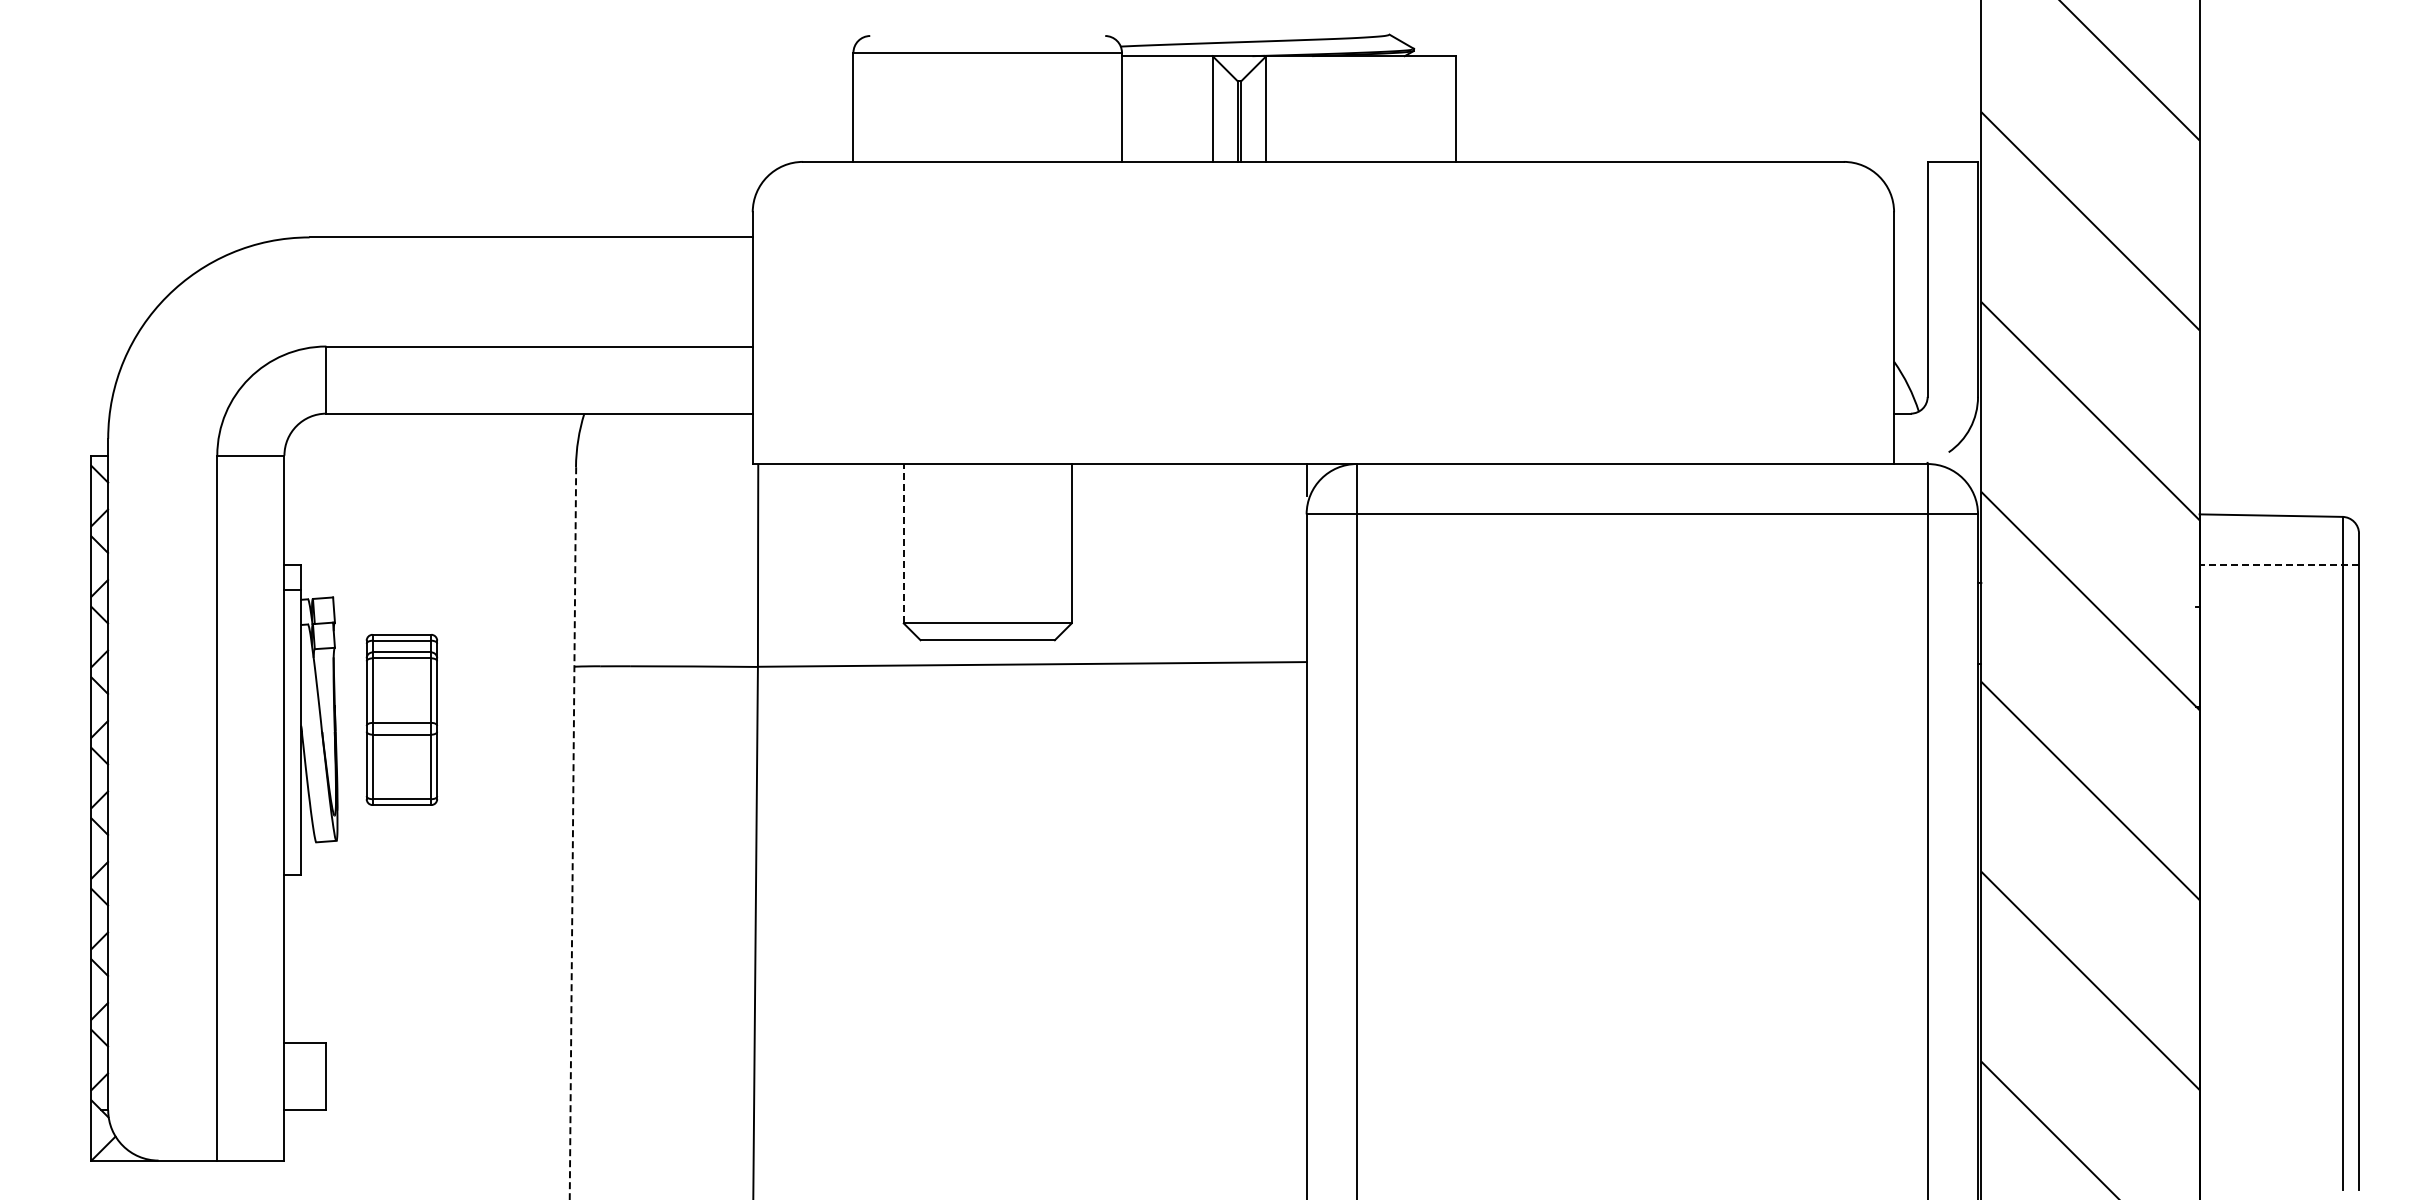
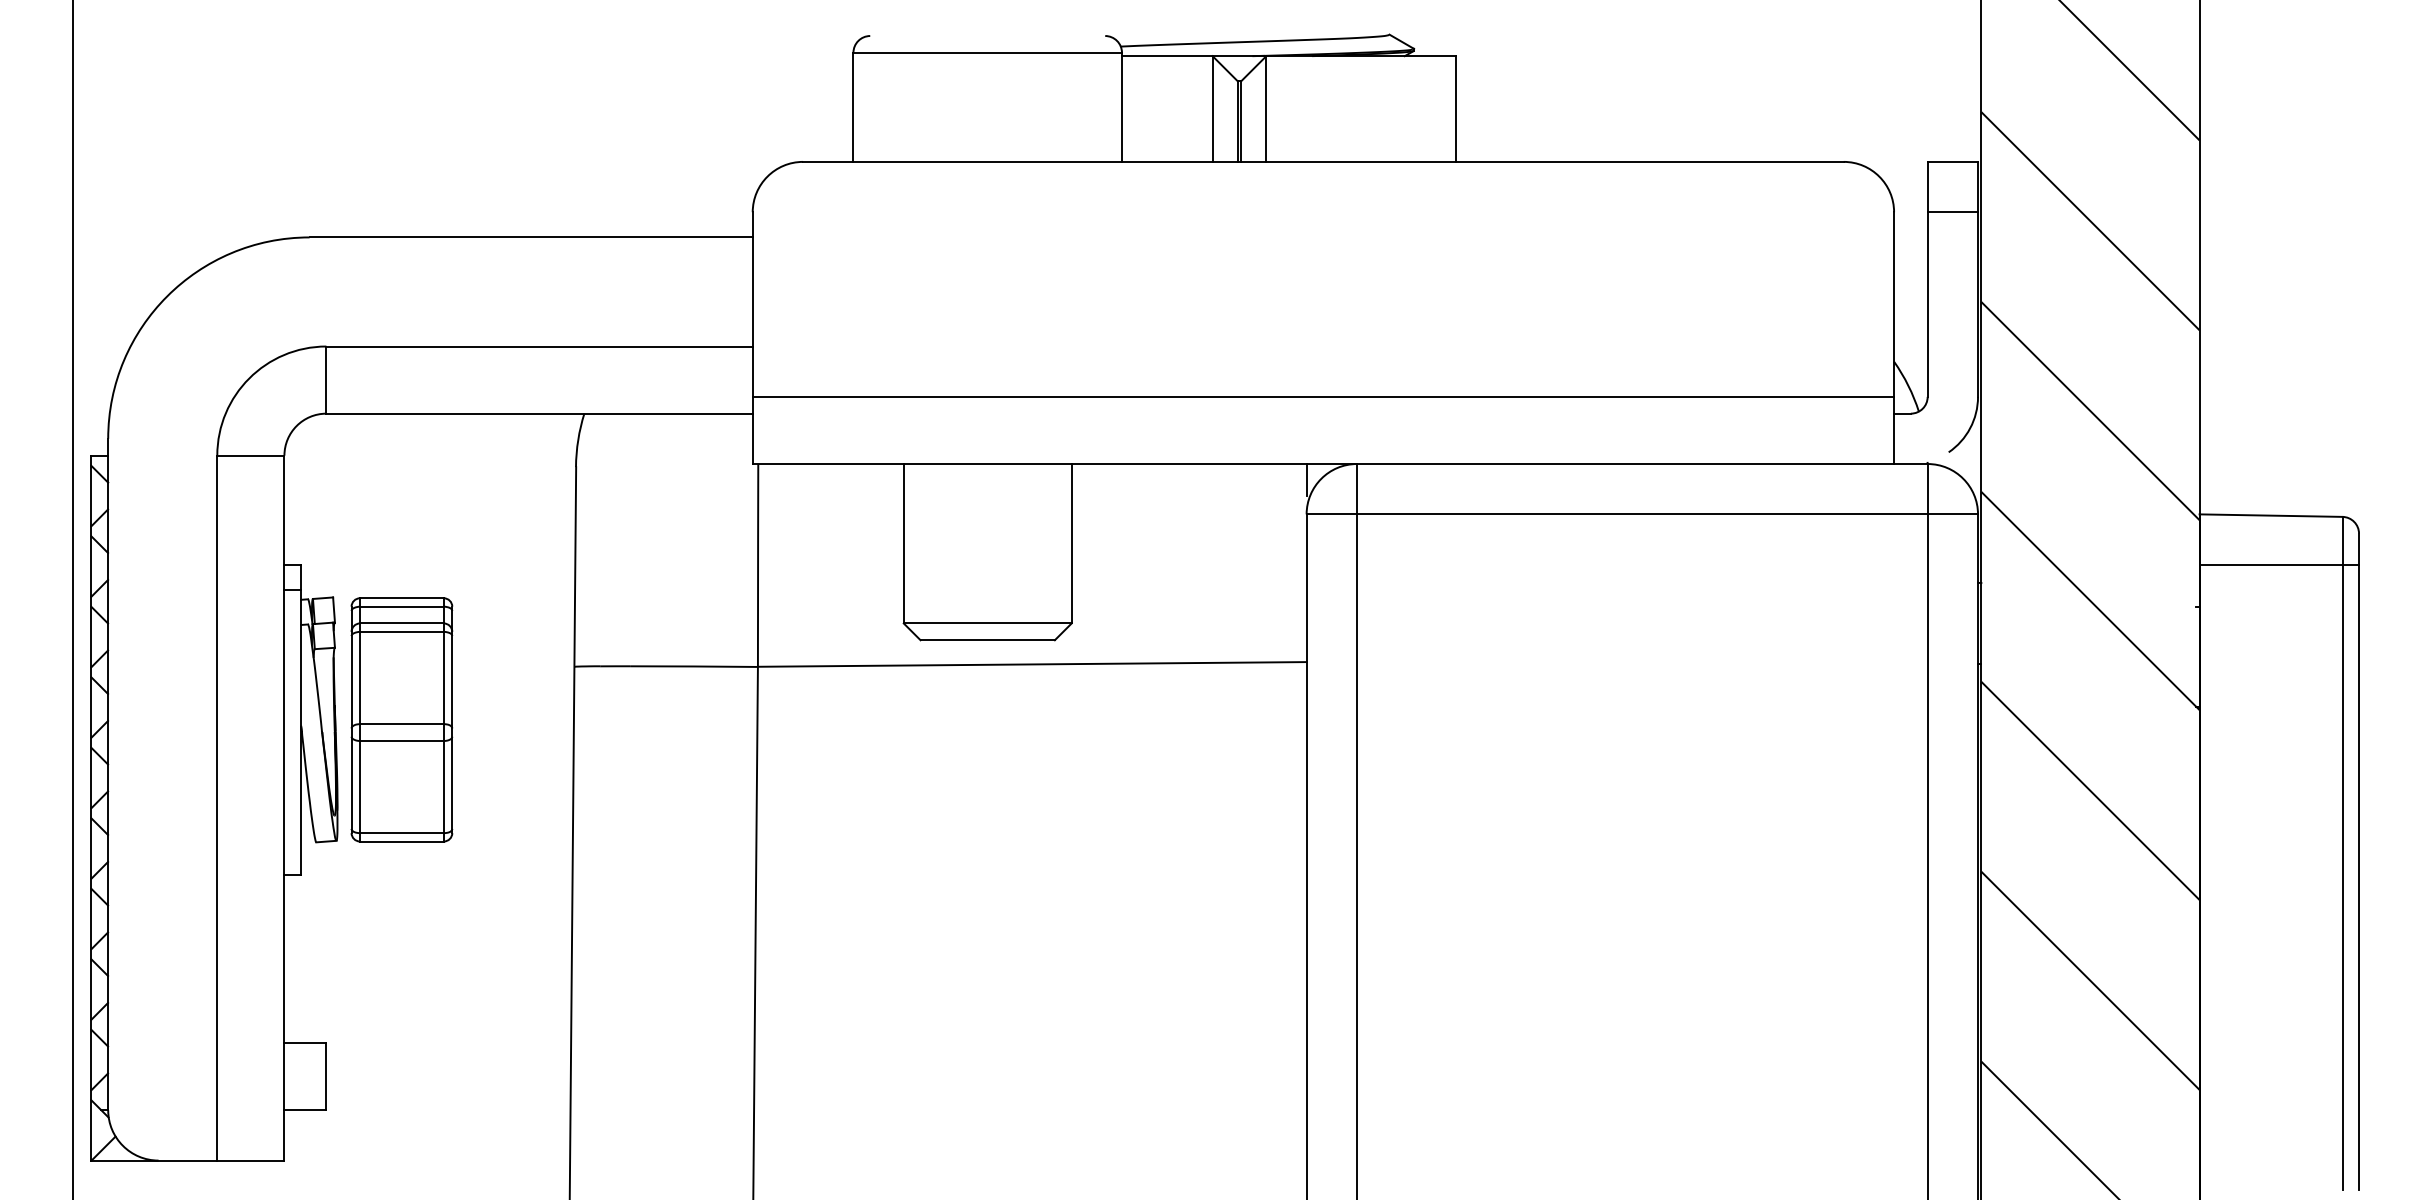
line: none -> present (1952, 212)
line: none -> present (1323, 396)
line: dashed -> solid (903, 543)
line: dashed -> solid (2279, 564)
line: none -> present (72, 599)
part size: 73x172 px -> 104x246 px (401, 719)
line: dashed -> solid (572, 834)
